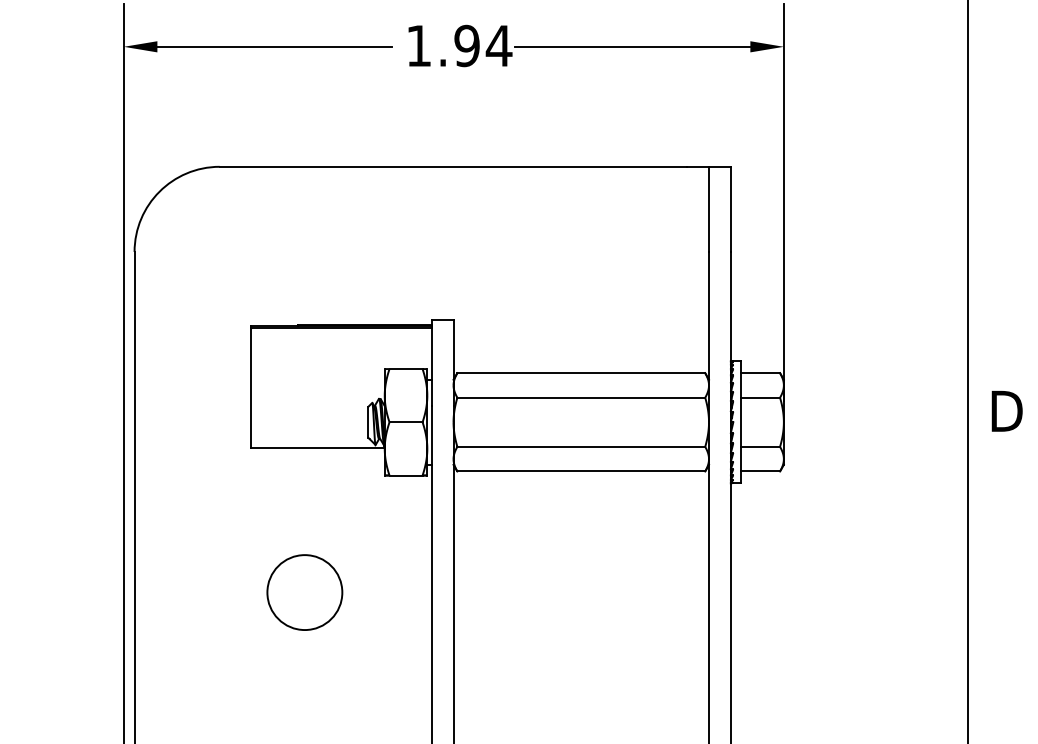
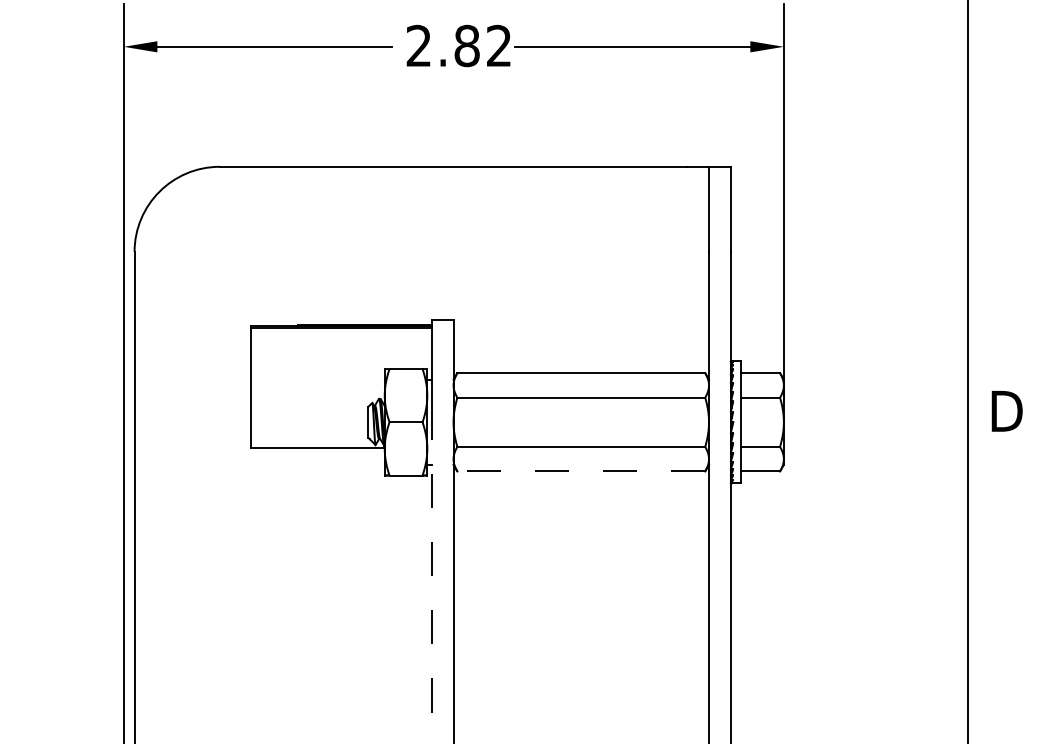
text: 1.94 -> 2.82 (459, 45)
line: solid -> dashed (581, 471)
line: solid -> dashed (432, 574)
circle: present -> none (304, 592)
